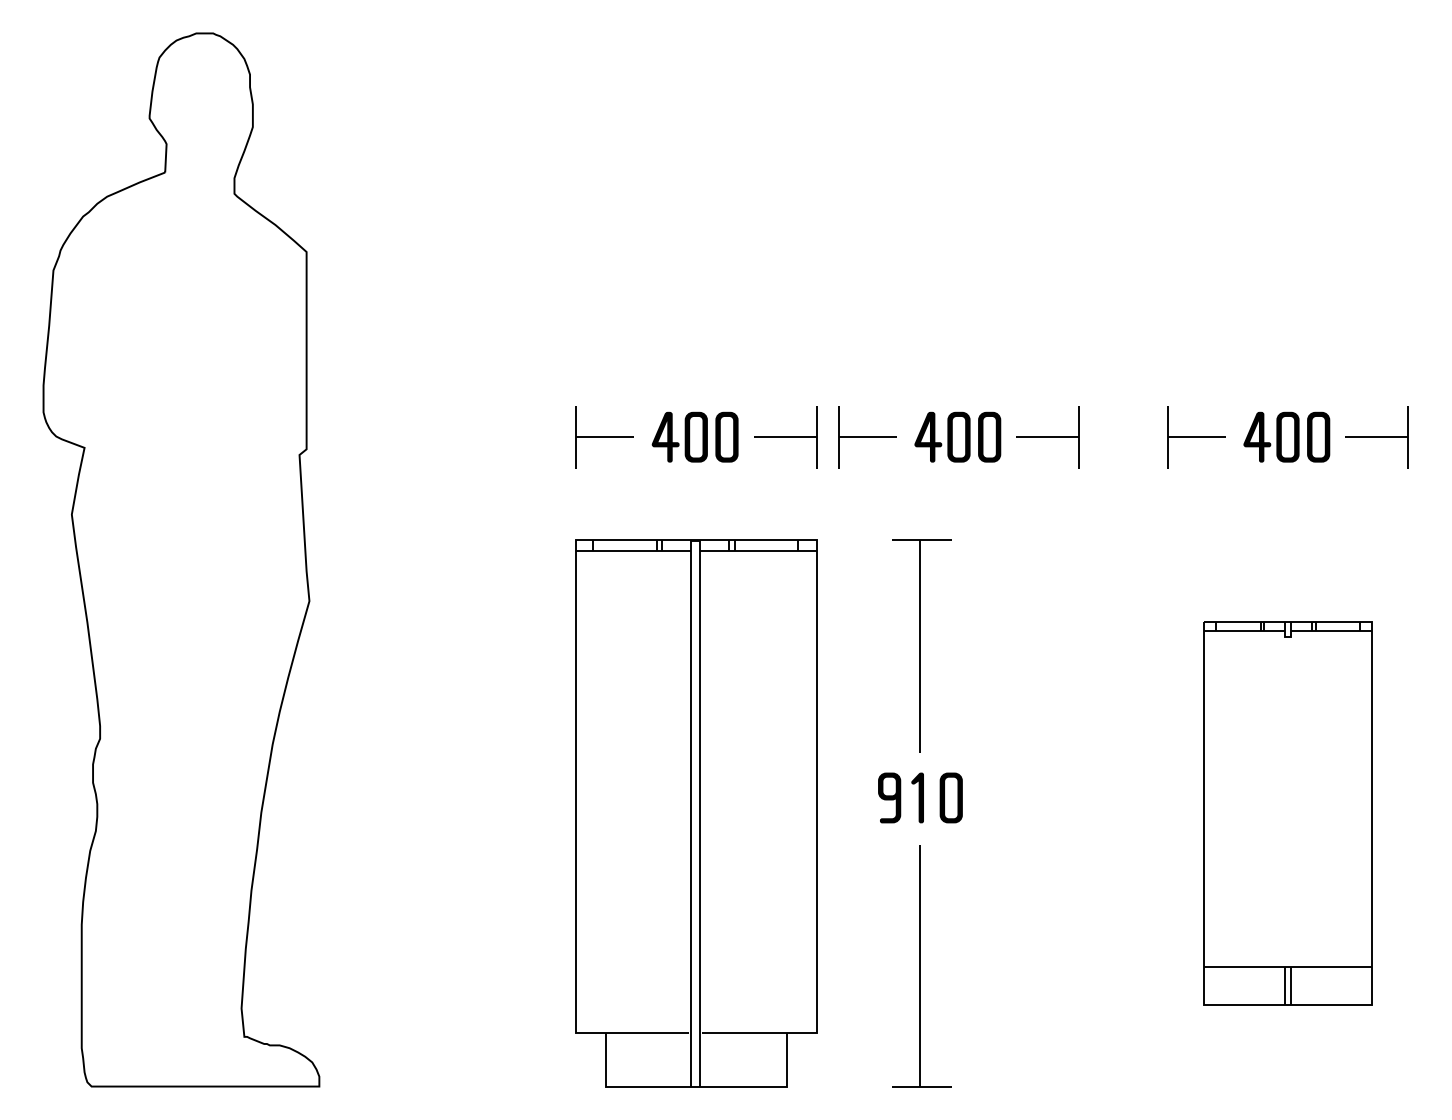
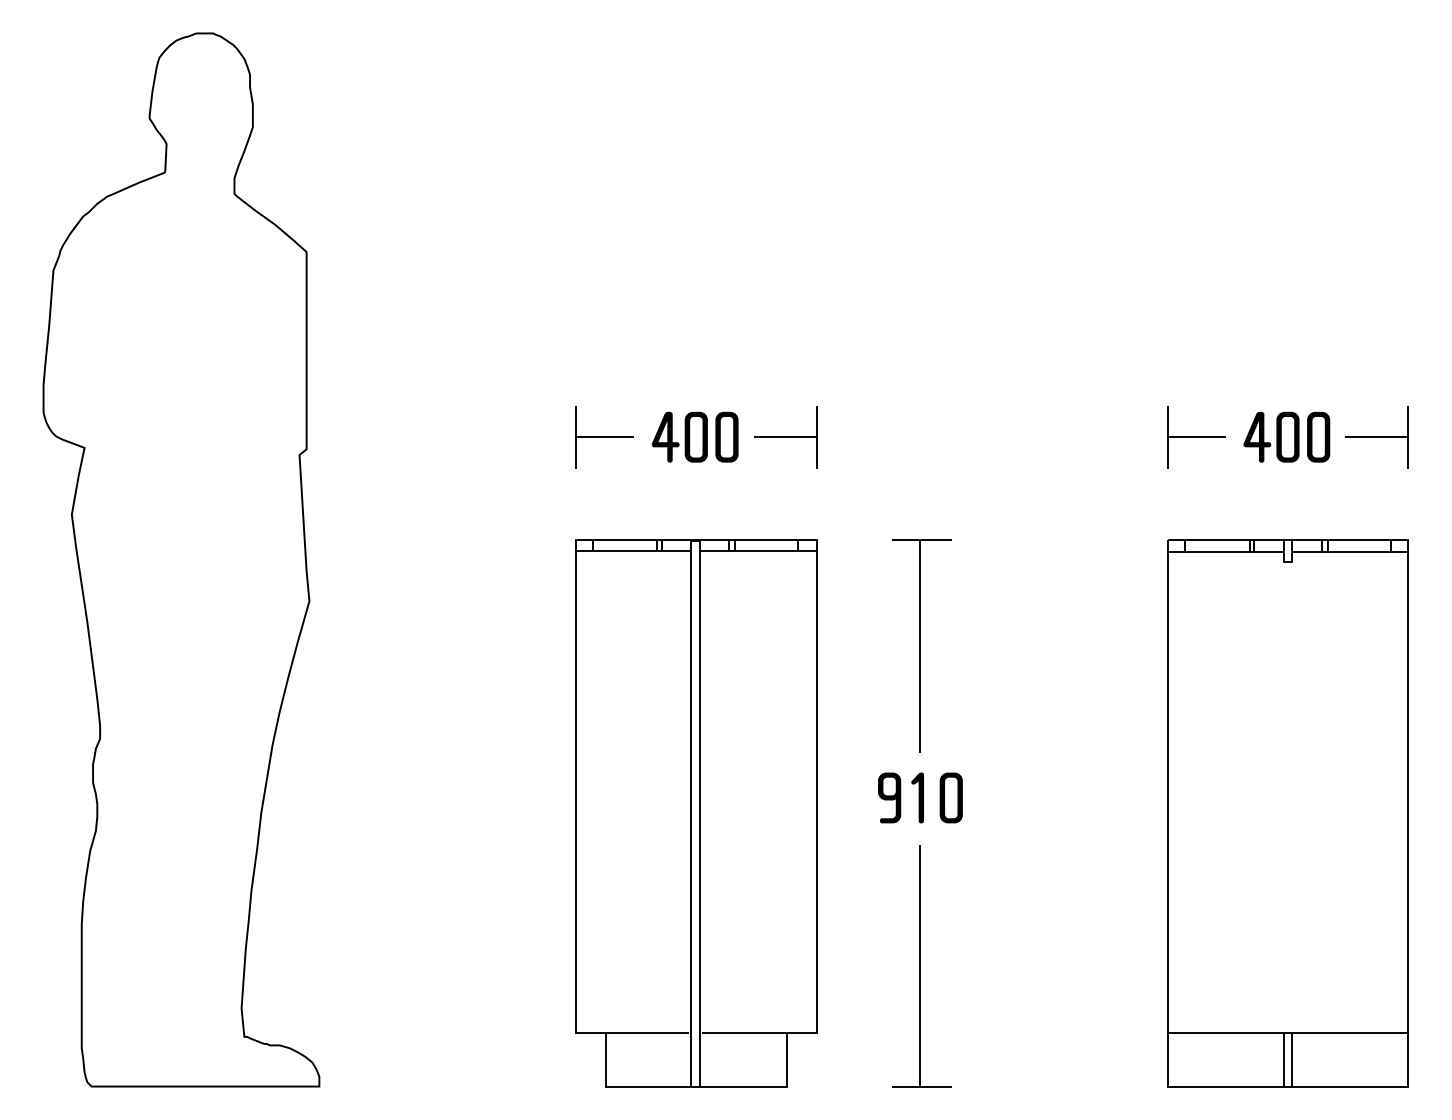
part: present -> none (958, 437)
part size: 170x385 px -> 242x549 px (1287, 813)
